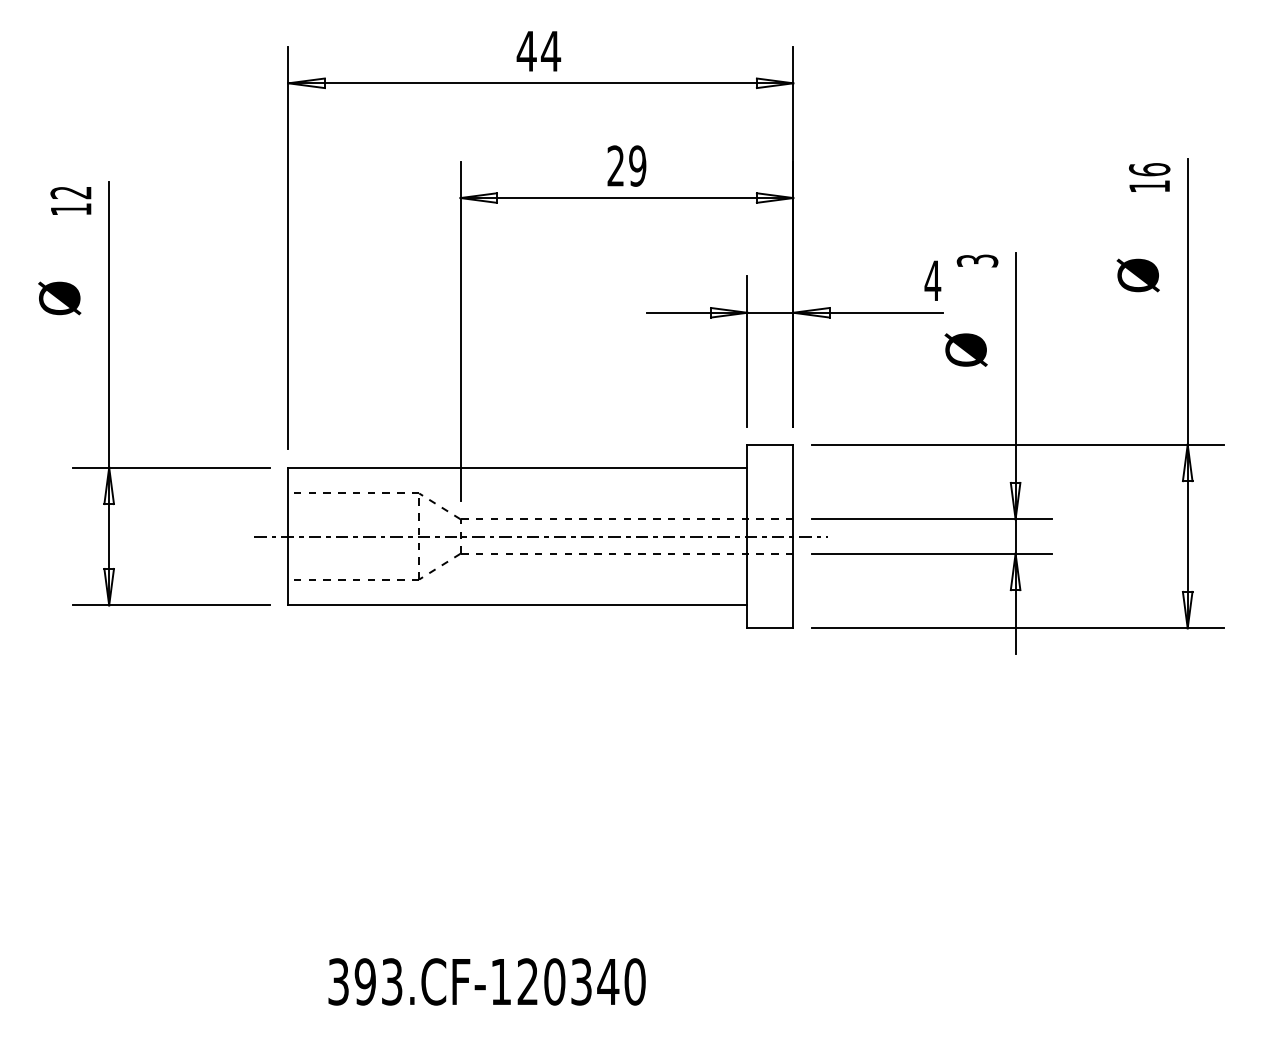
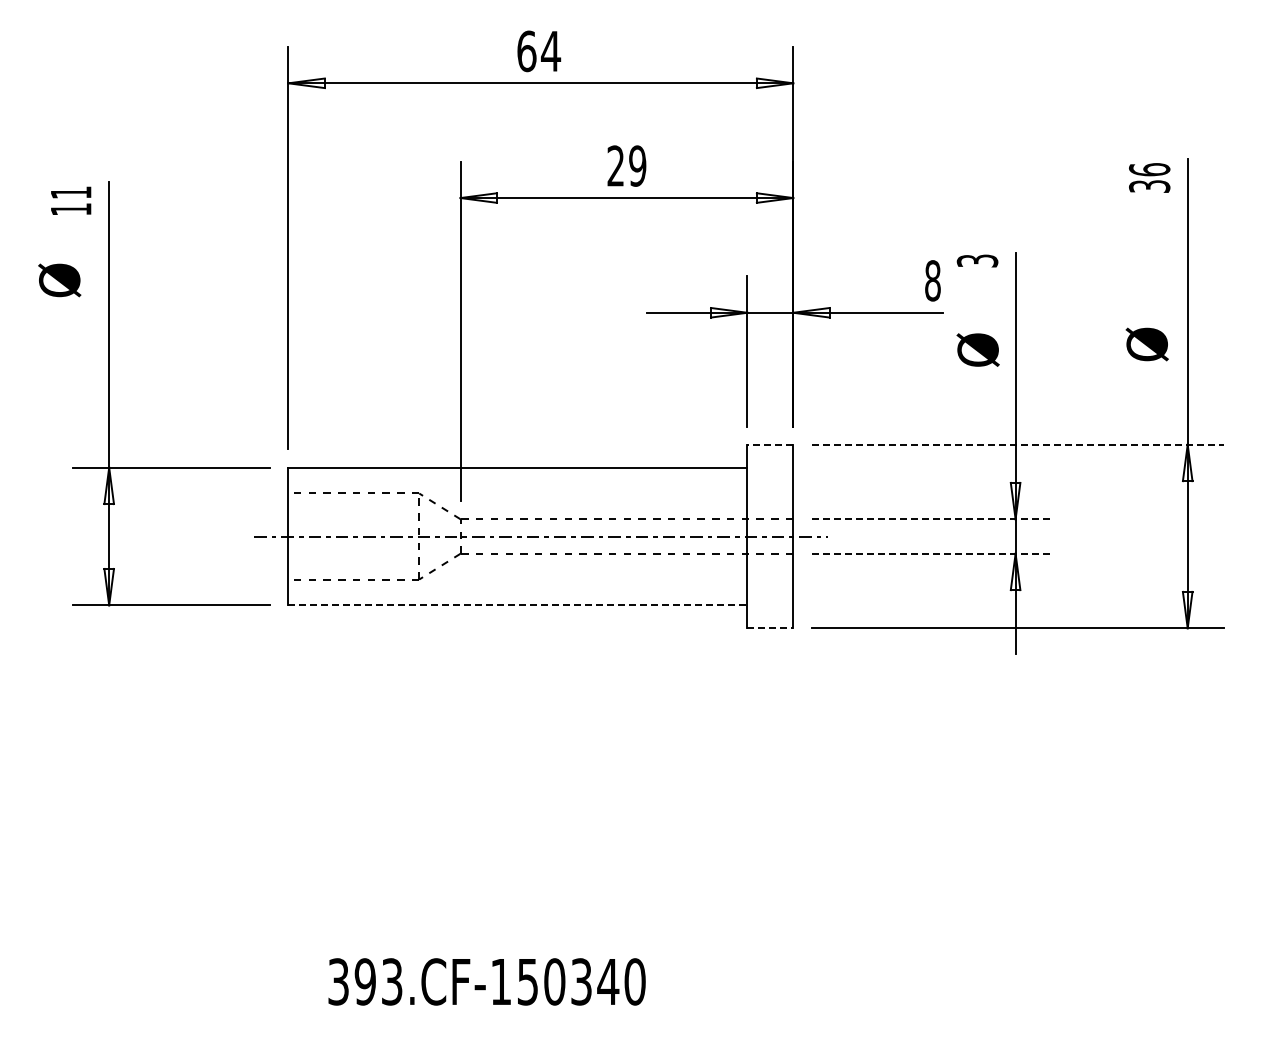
text: 44 -> 64 (526, 51)
text: 16 -> 36 (1149, 186)
text: 12 -> 11 (70, 192)
text position: (1137, 275) -> (1146, 344) (1146, 344)
text: 4 -> 8 (932, 280)
text position: (59, 298) -> (59, 280) (59, 280)
text position: (965, 349) -> (977, 349) (977, 349)
line: solid -> dashed (770, 444)
line: solid -> dashed (1018, 444)
line: solid -> dashed (932, 519)
line: solid -> dashed (932, 553)
line: solid -> dashed (518, 605)
line: solid -> dashed (770, 628)
text: 393.CF-120340 -> 393.CF-150340 (527, 981)
